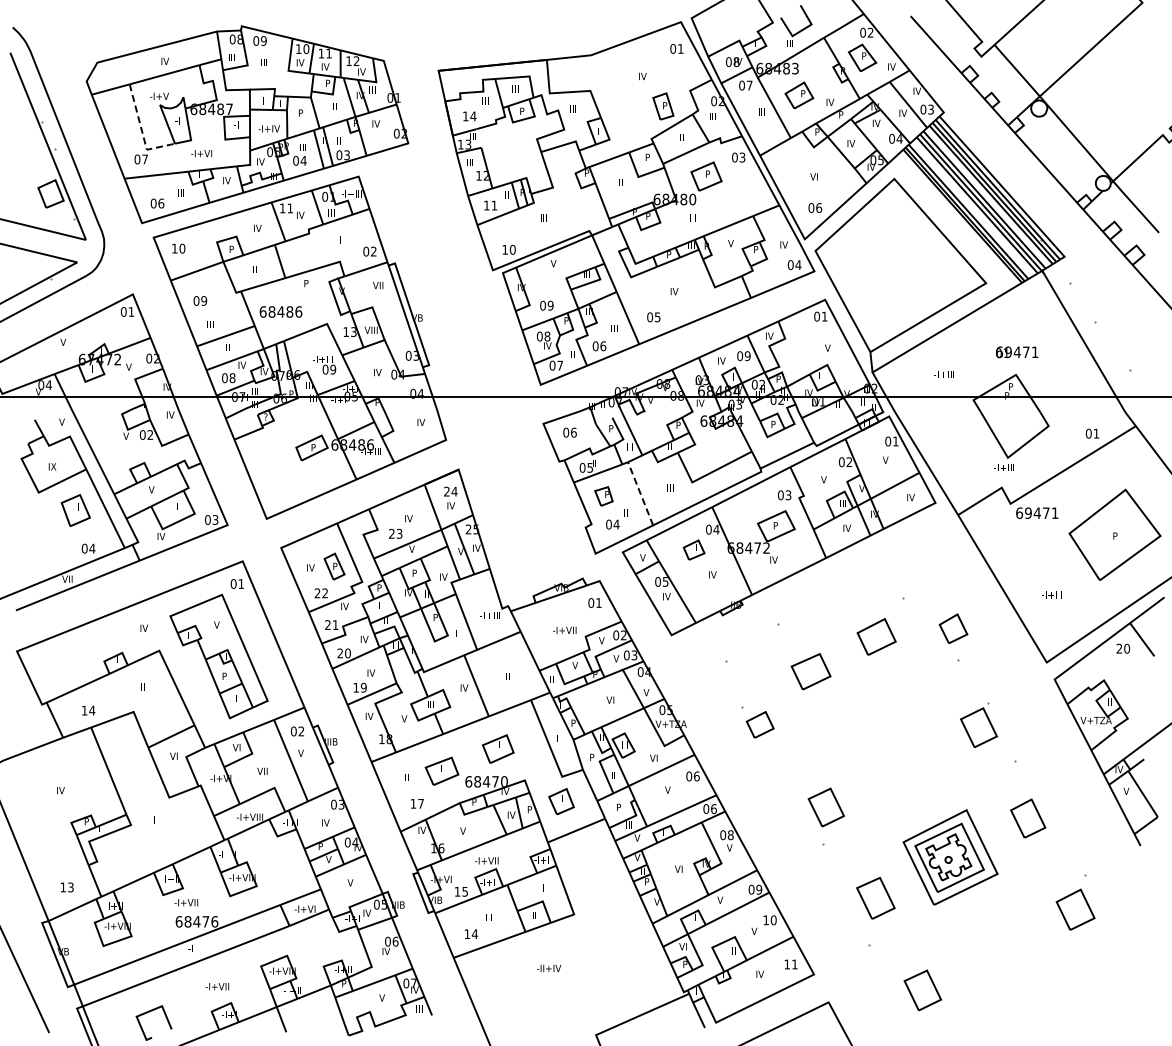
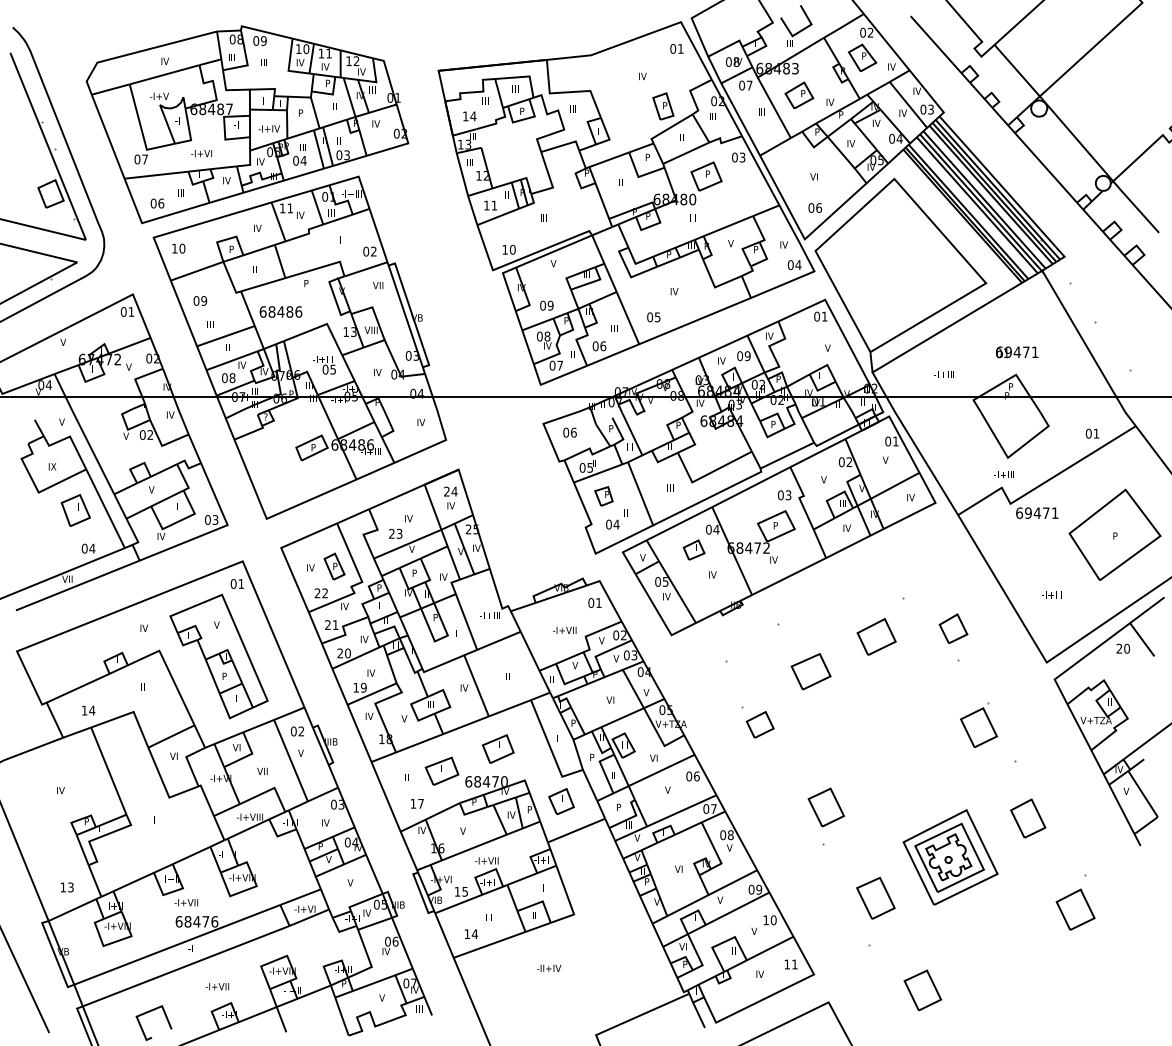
line: dashed -> solid (142, 131)
text: 09 -> 05 (333, 369)
text position: (1003, 467) -> (1003, 474) (1003, 474)
line: dashed -> solid (640, 493)
text: 06 -> 07 (713, 808)
